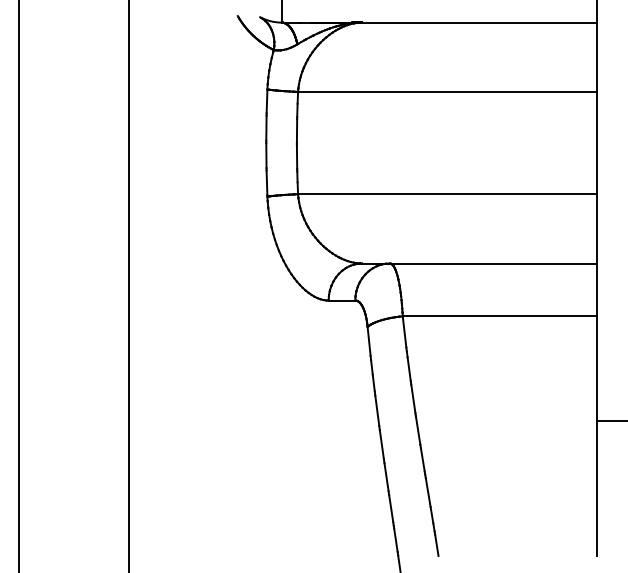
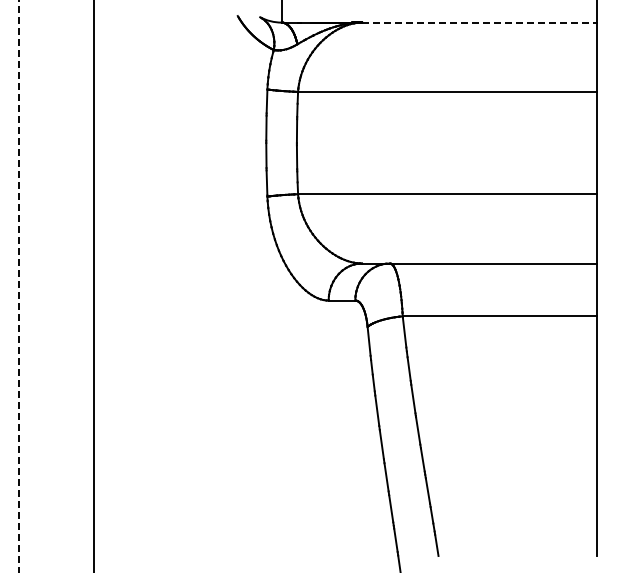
line: solid -> dashed (479, 22)
line position: (129, 285) -> (94, 285) (94, 285)
line: solid -> dashed (18, 286)
line: present -> none (610, 421)
